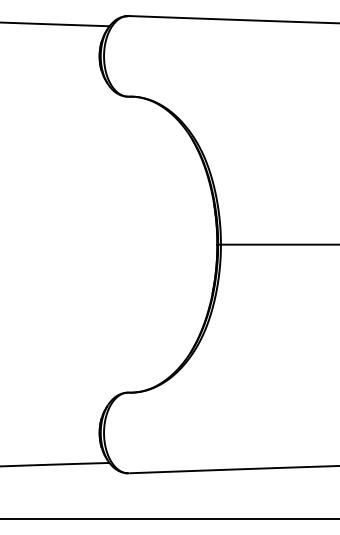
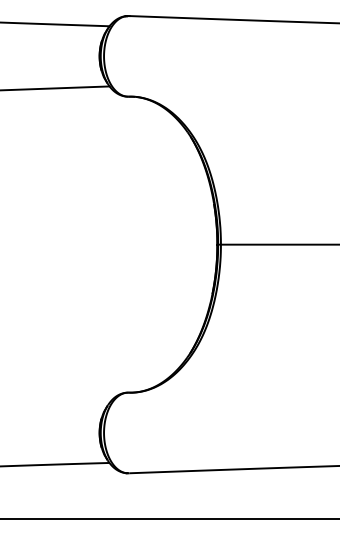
line: none -> present (55, 88)
